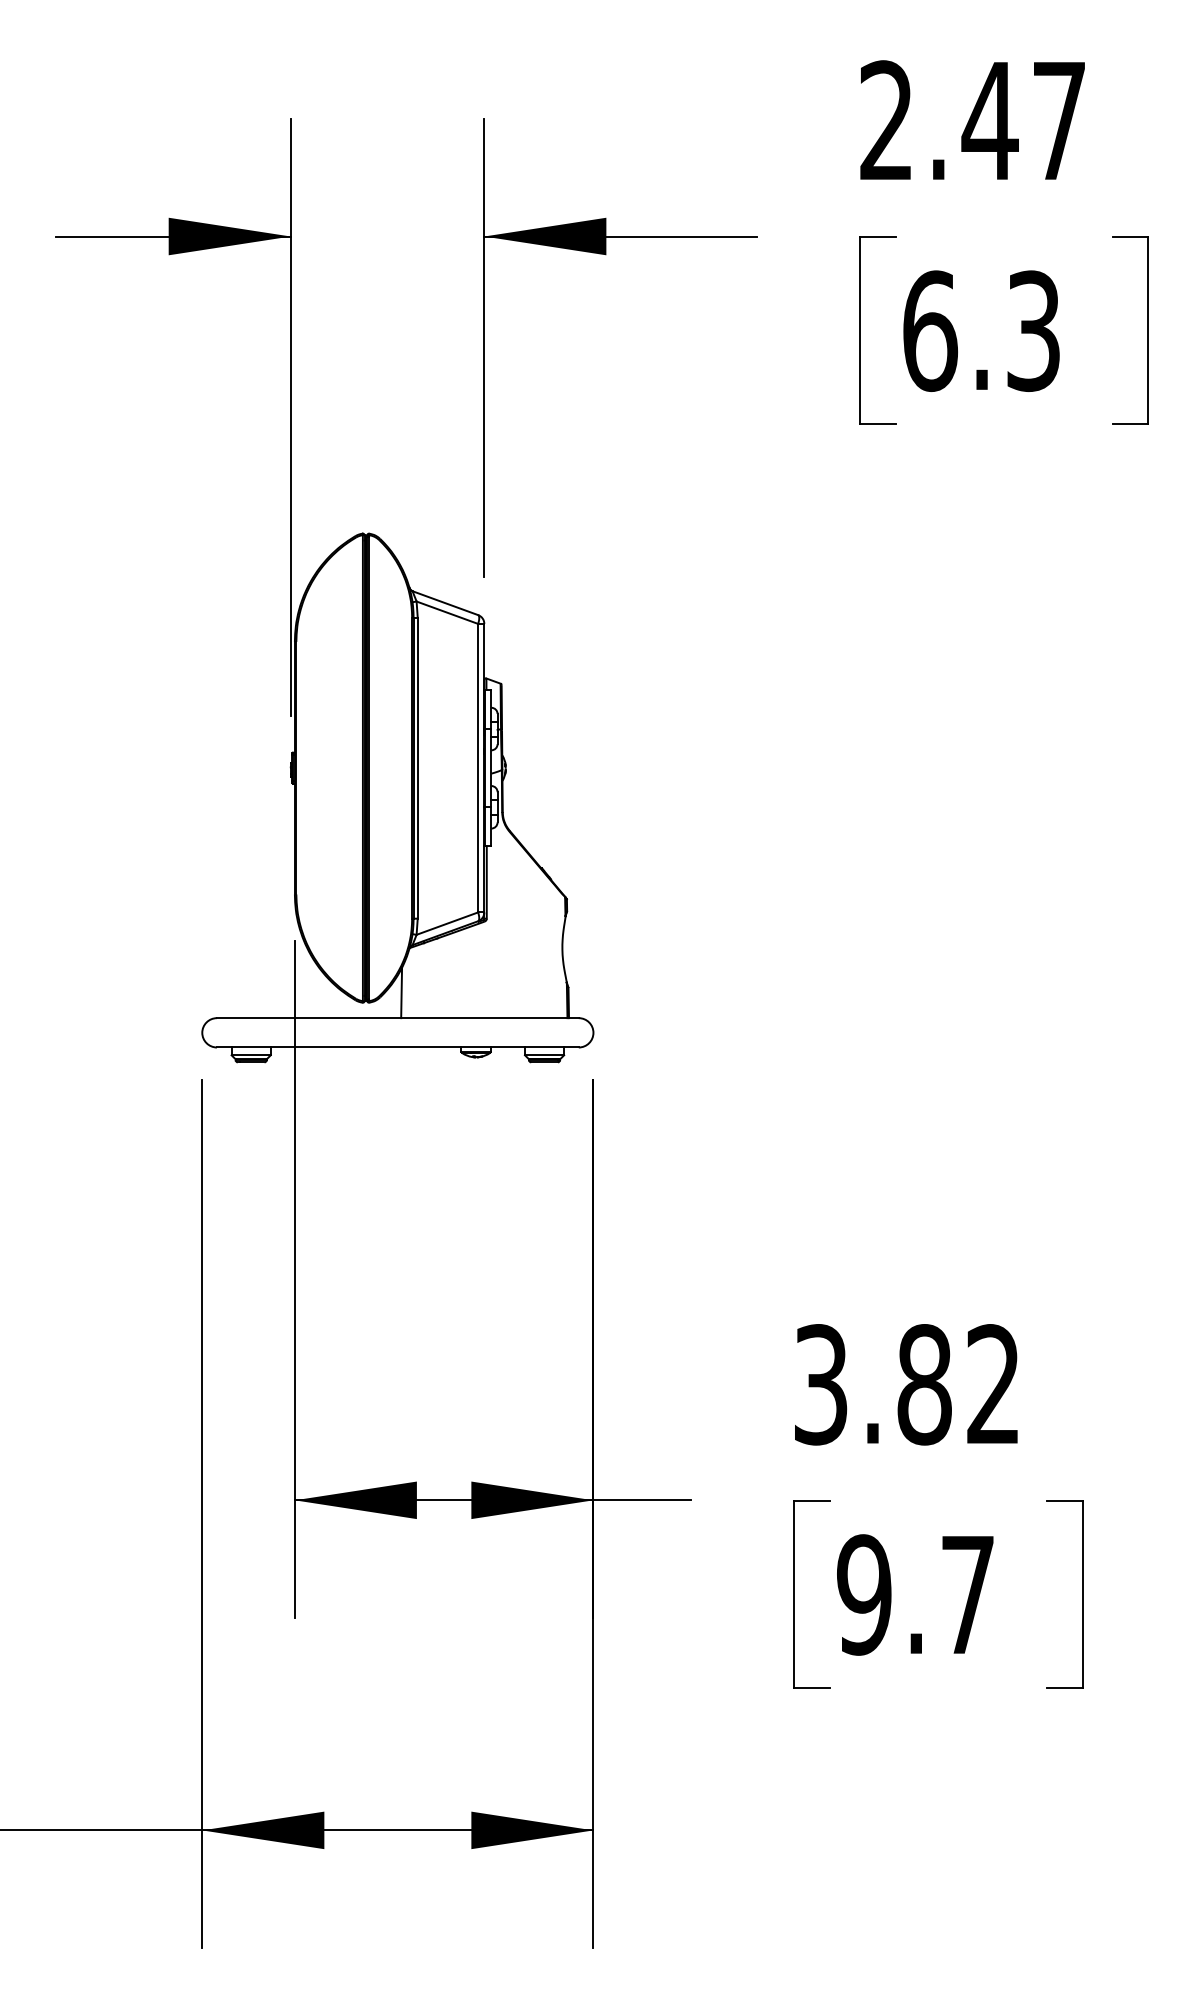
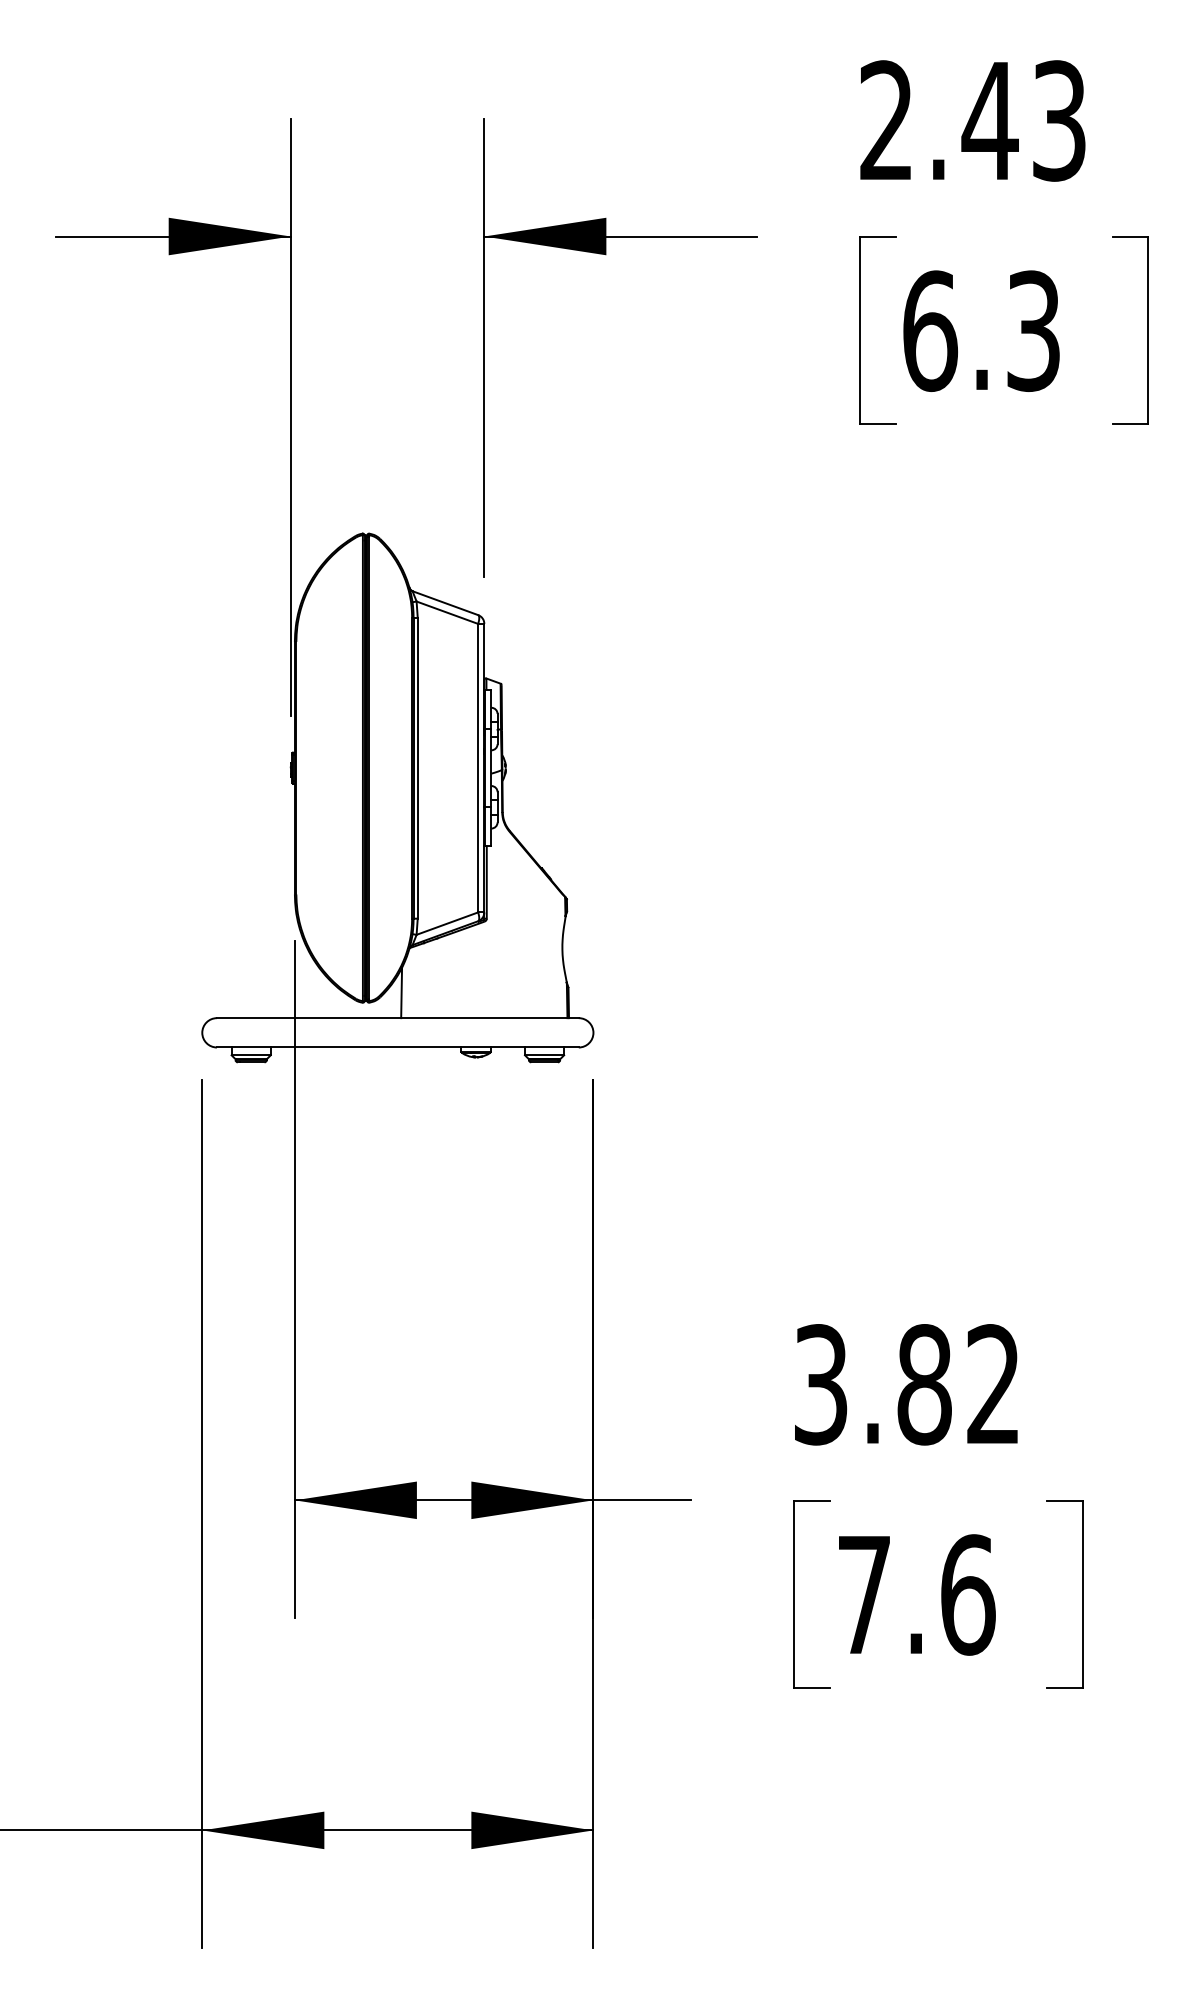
text: 2.47 -> 2.43 (1059, 120)
text: 9.7 -> 7.6 (916, 1594)
